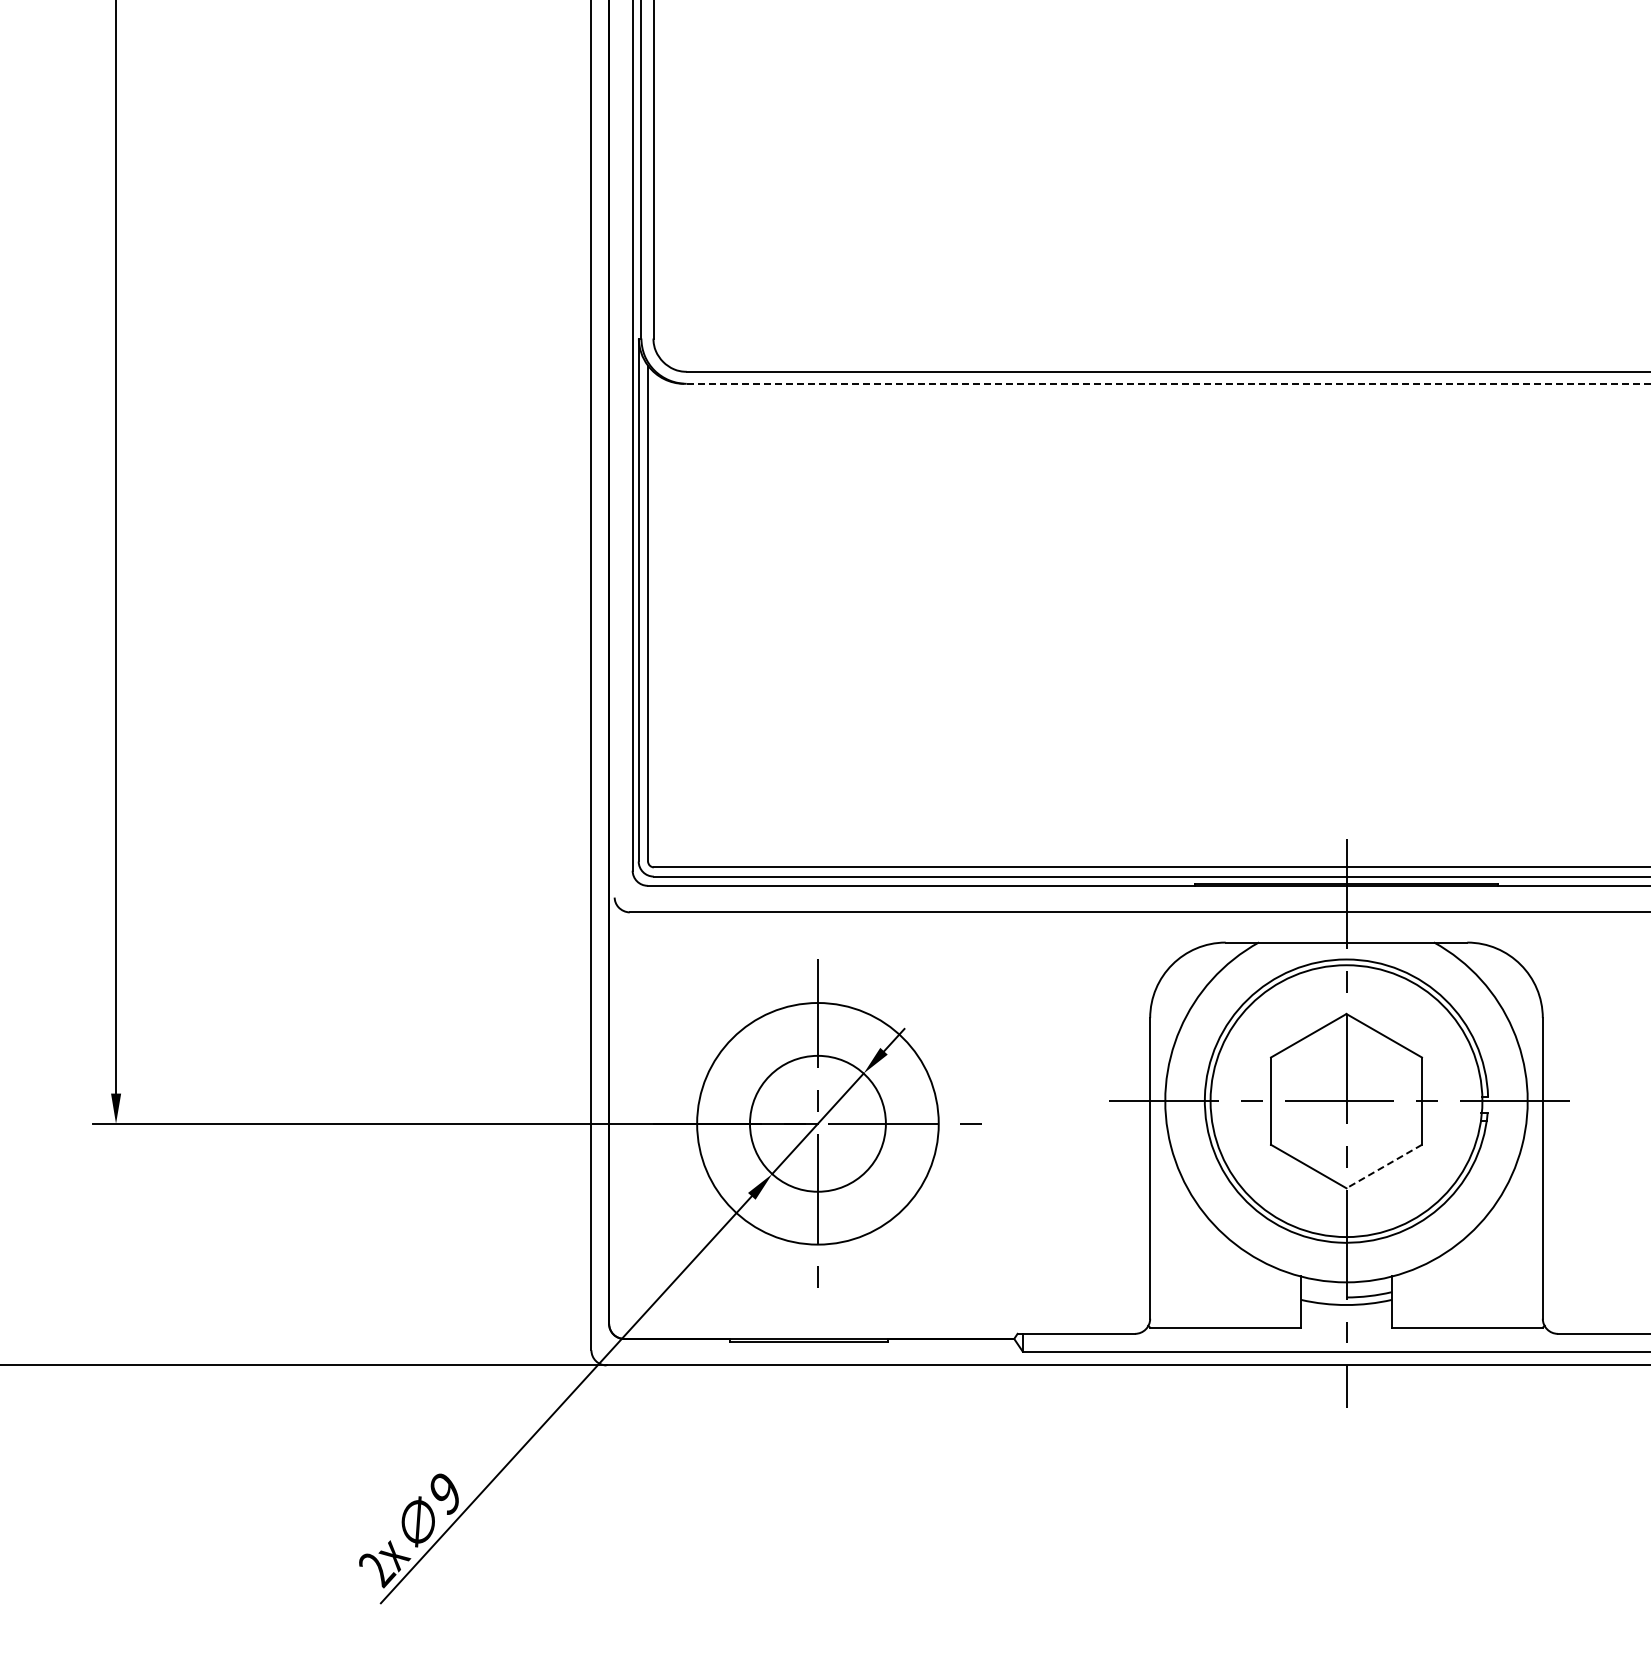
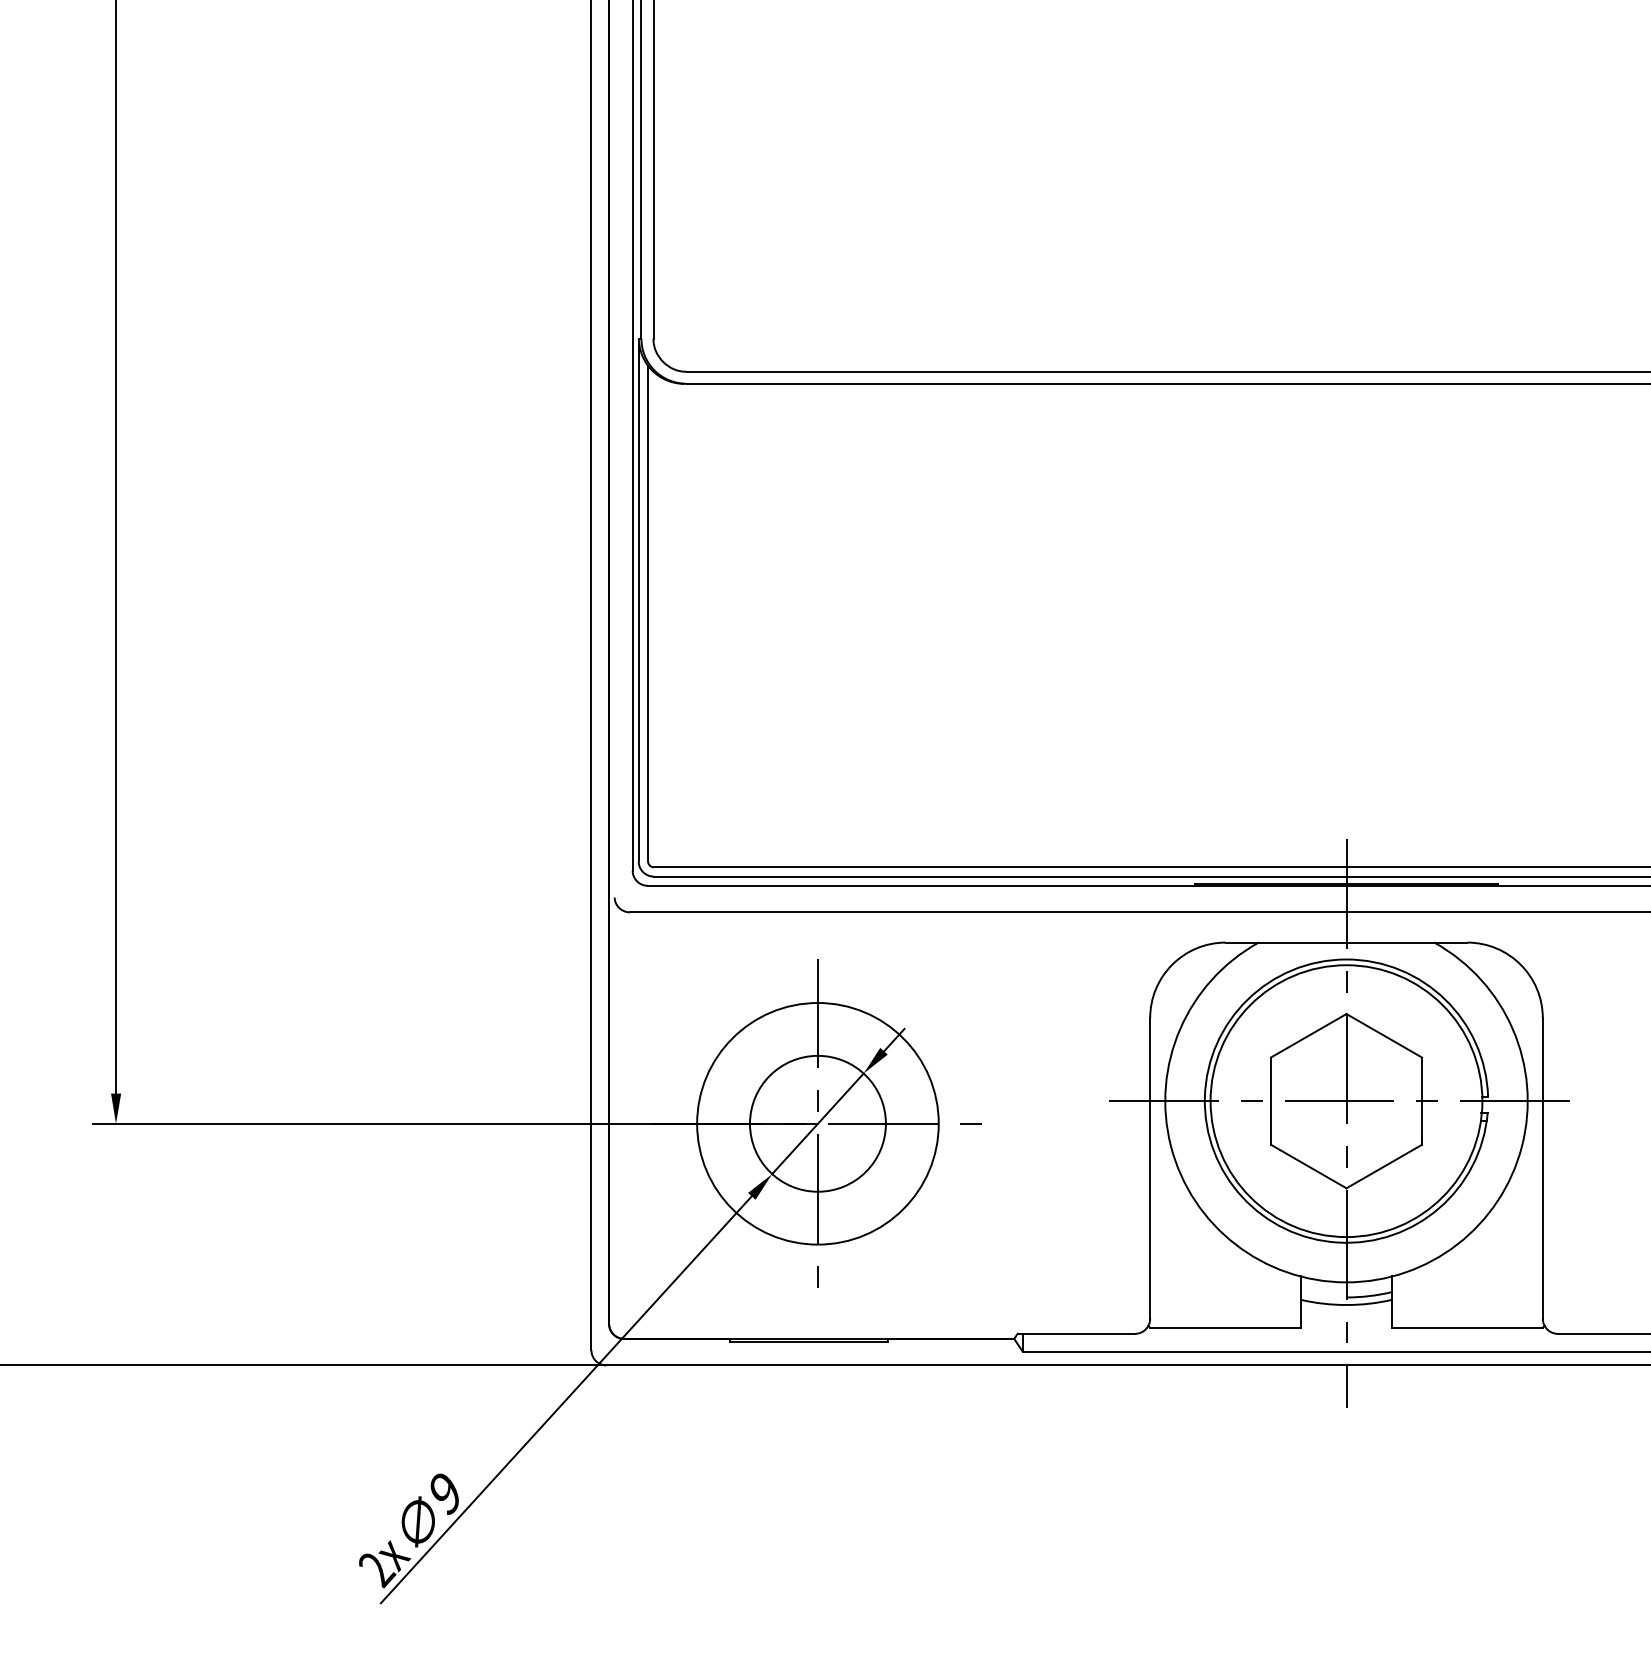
line: dashed -> solid (1168, 383)
line: dashed -> solid (1384, 1166)
